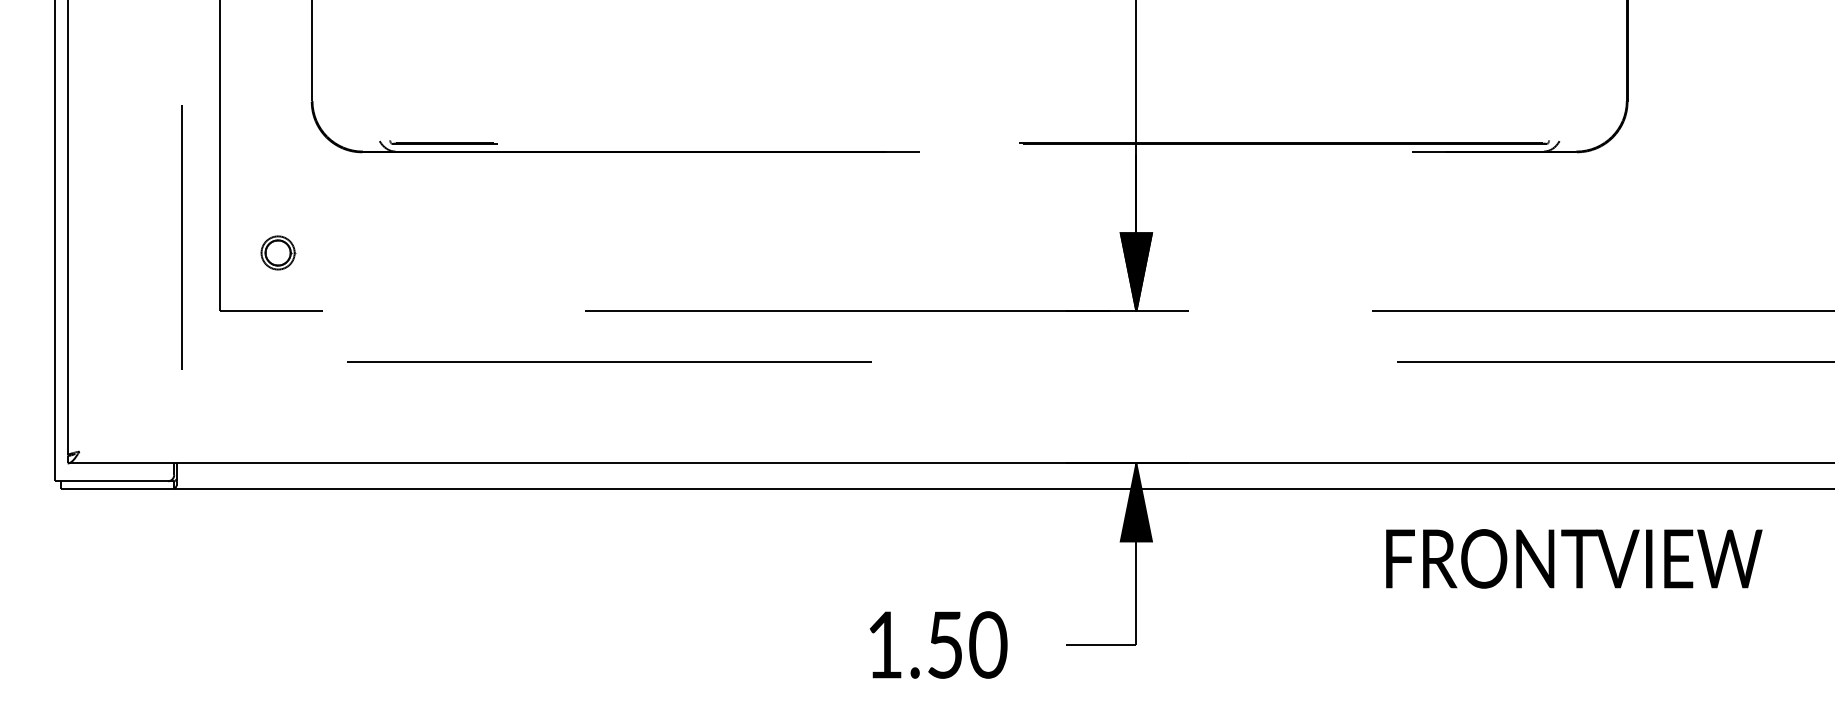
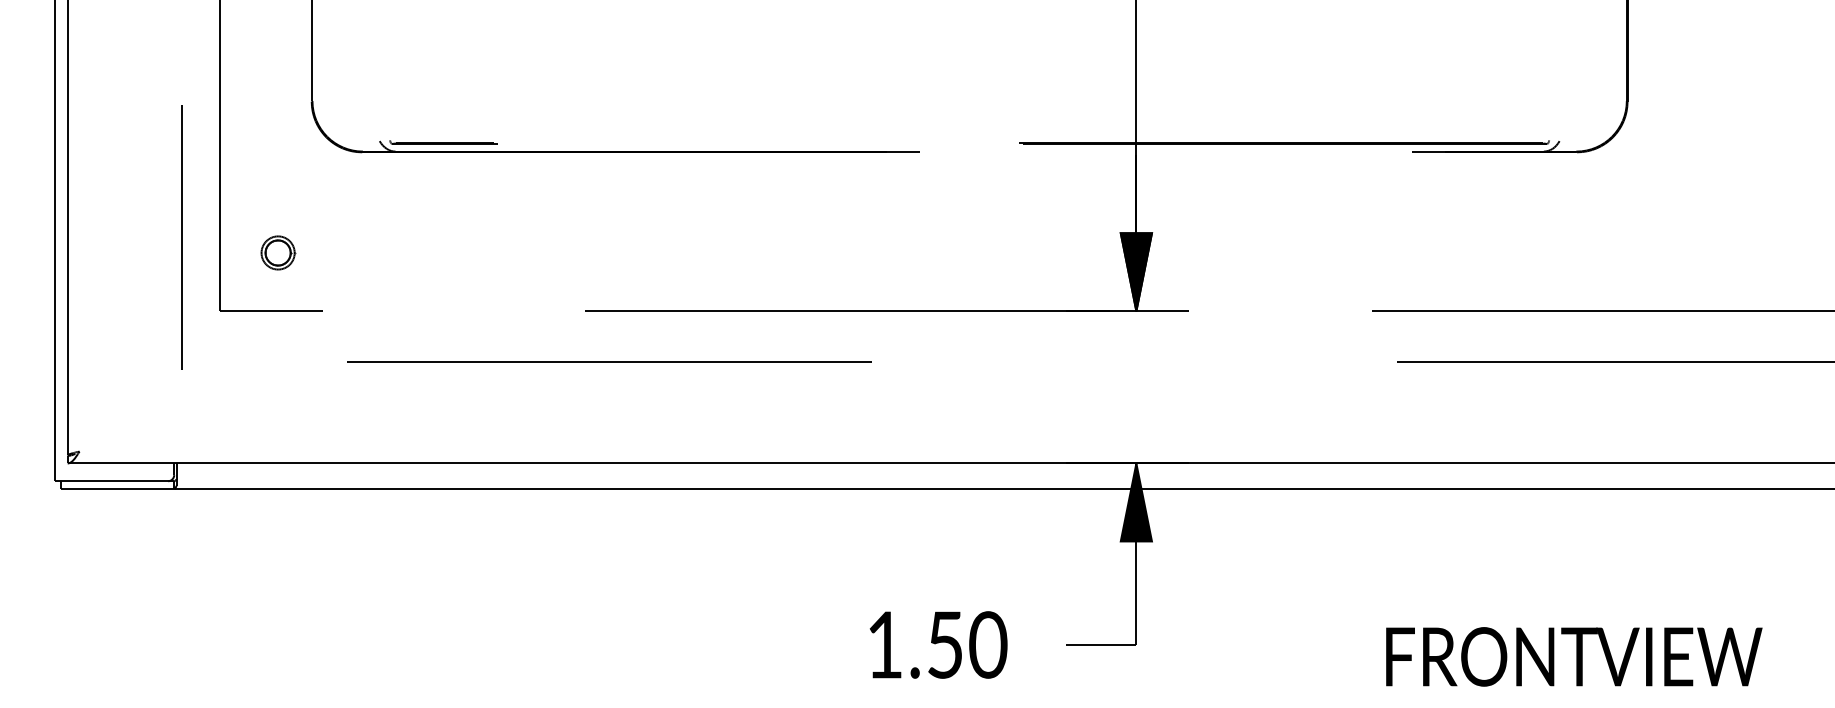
text position: (1574, 558) -> (1574, 656) (1574, 656)
